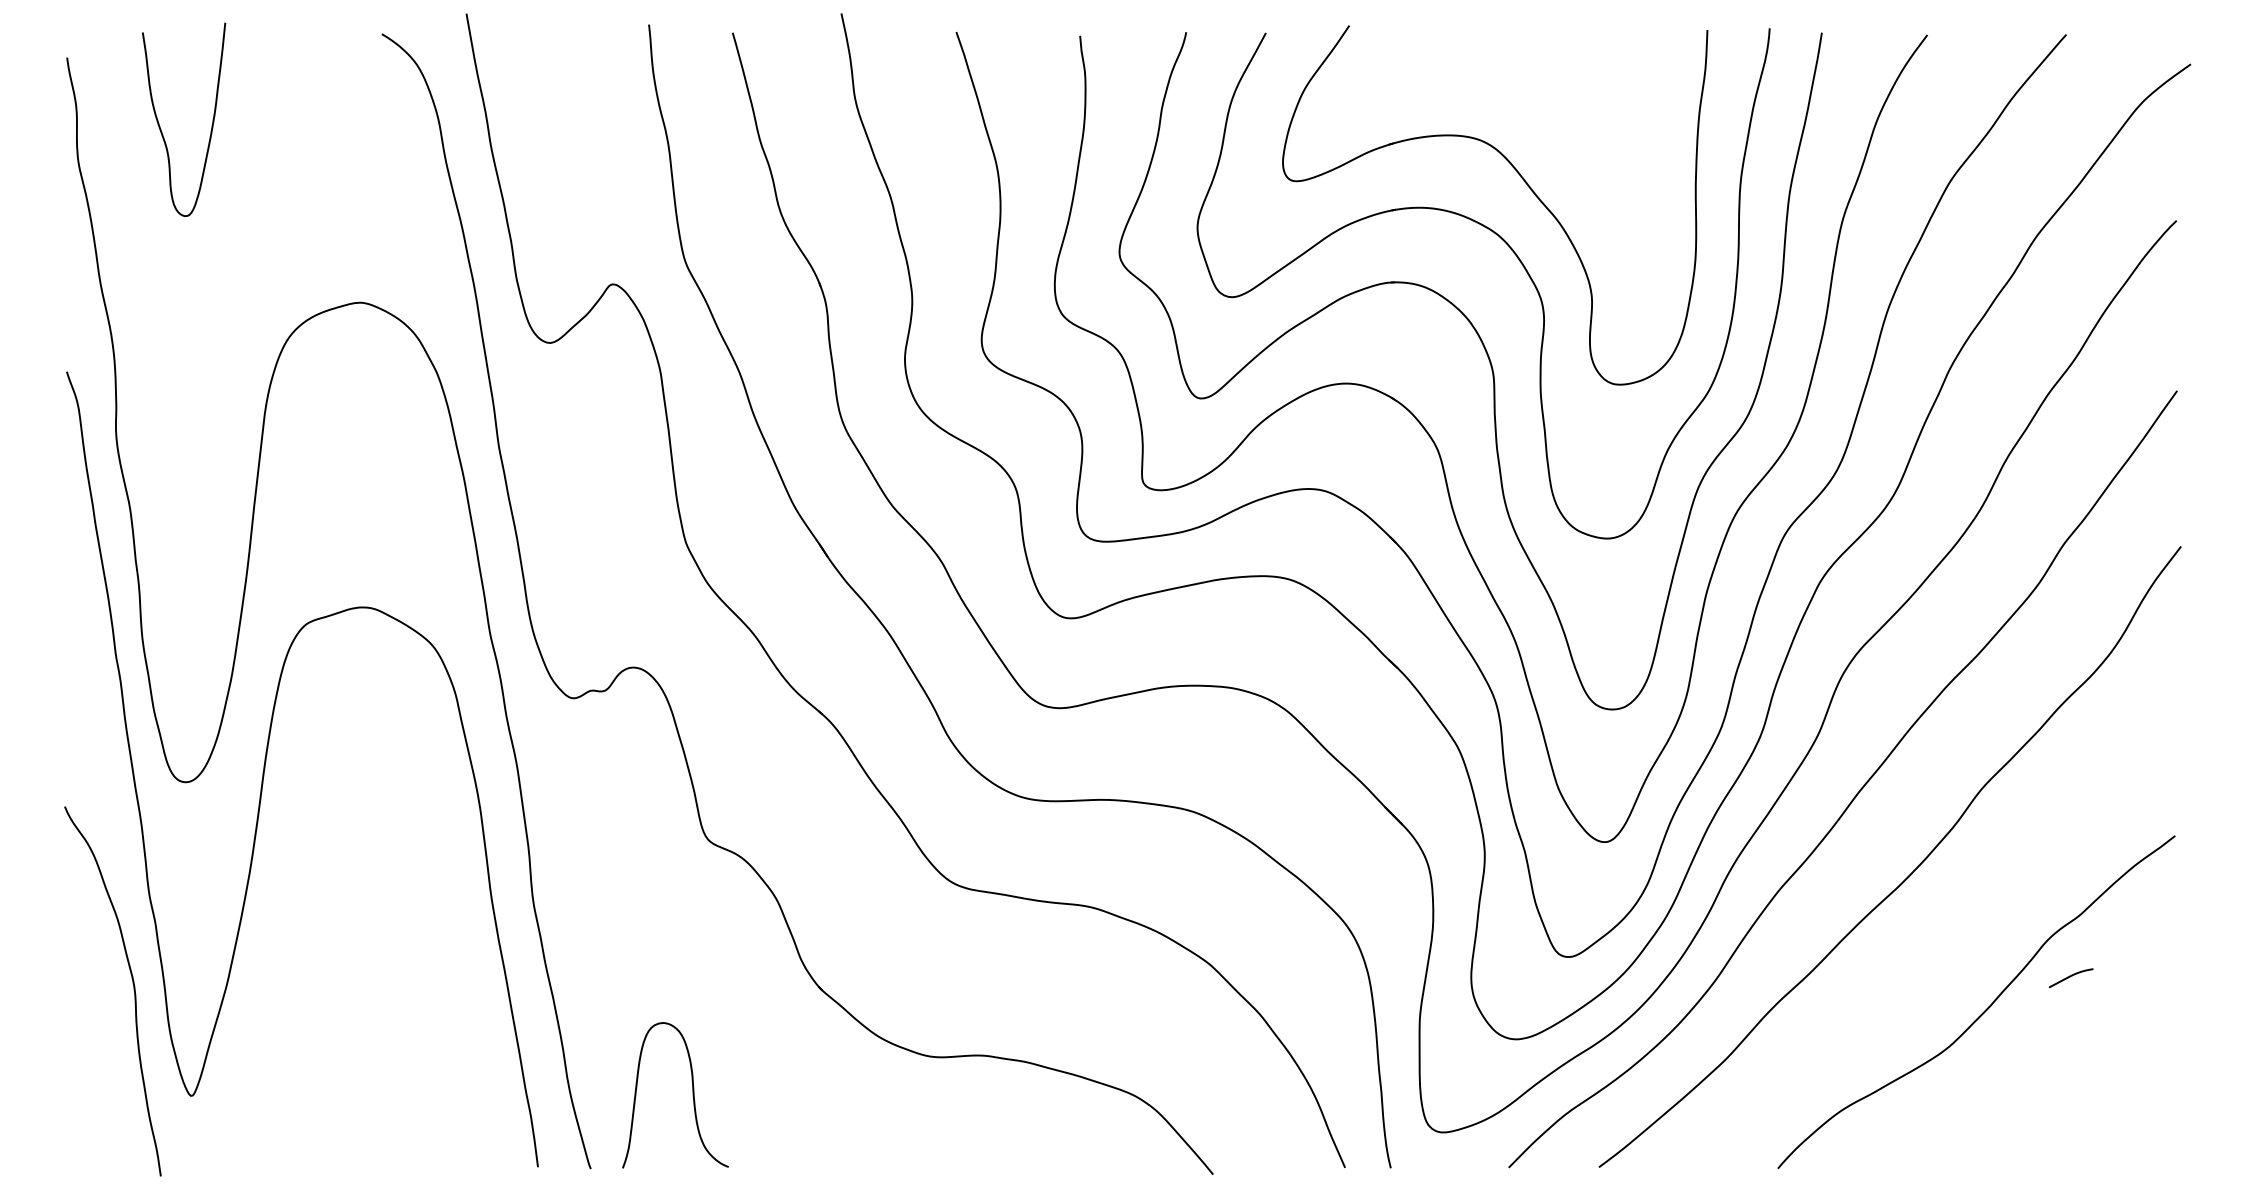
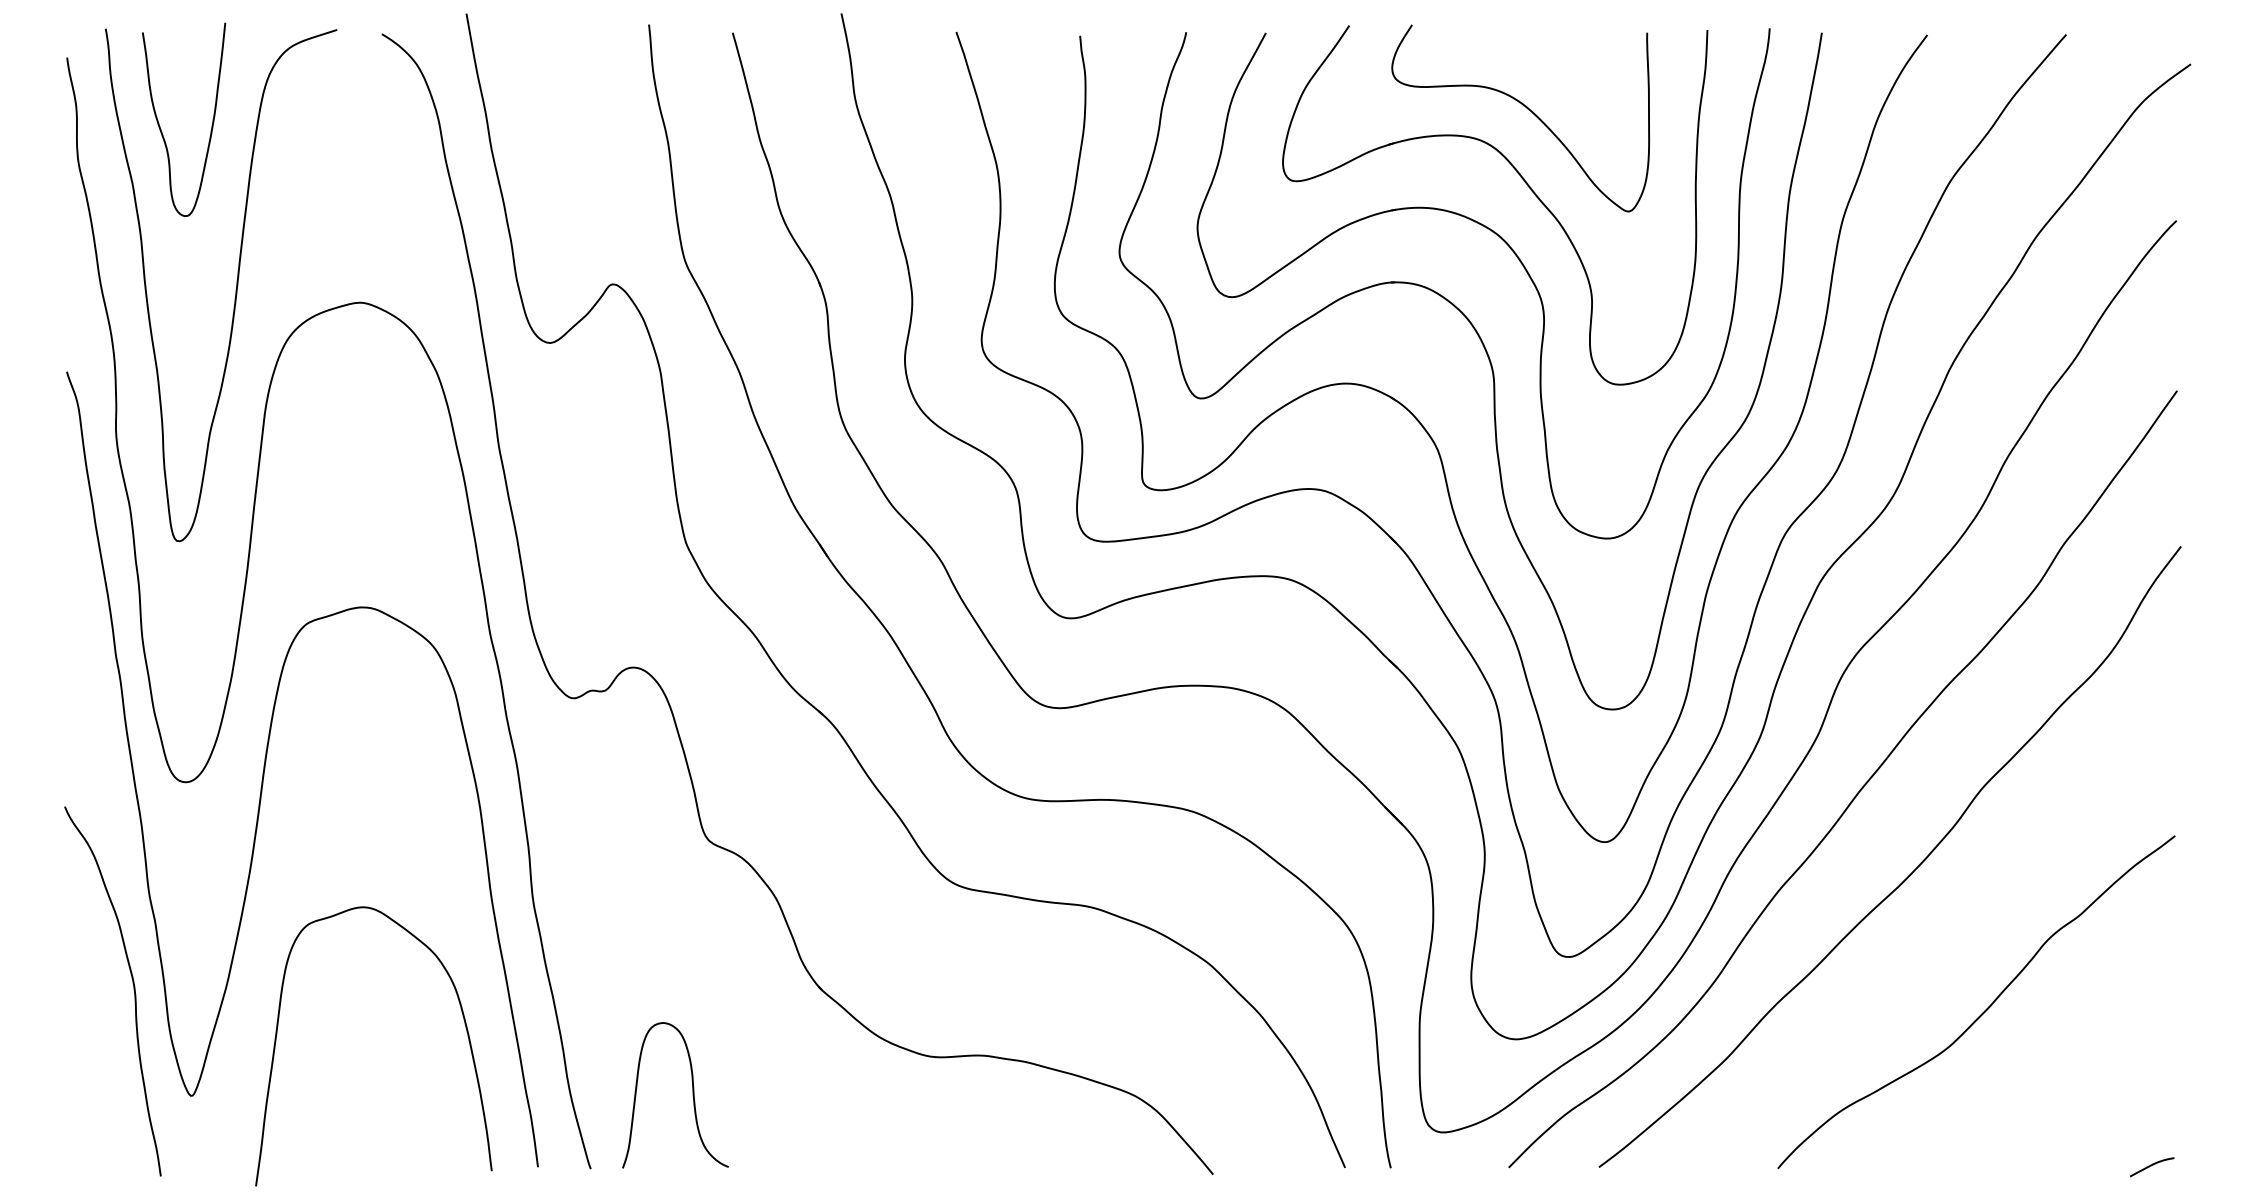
curve: none -> present (1528, 110)
curve: none -> present (235, 289)
curve position: (2070, 977) -> (2151, 1166) (2151, 1166)
curve: none -> present (464, 1024)
